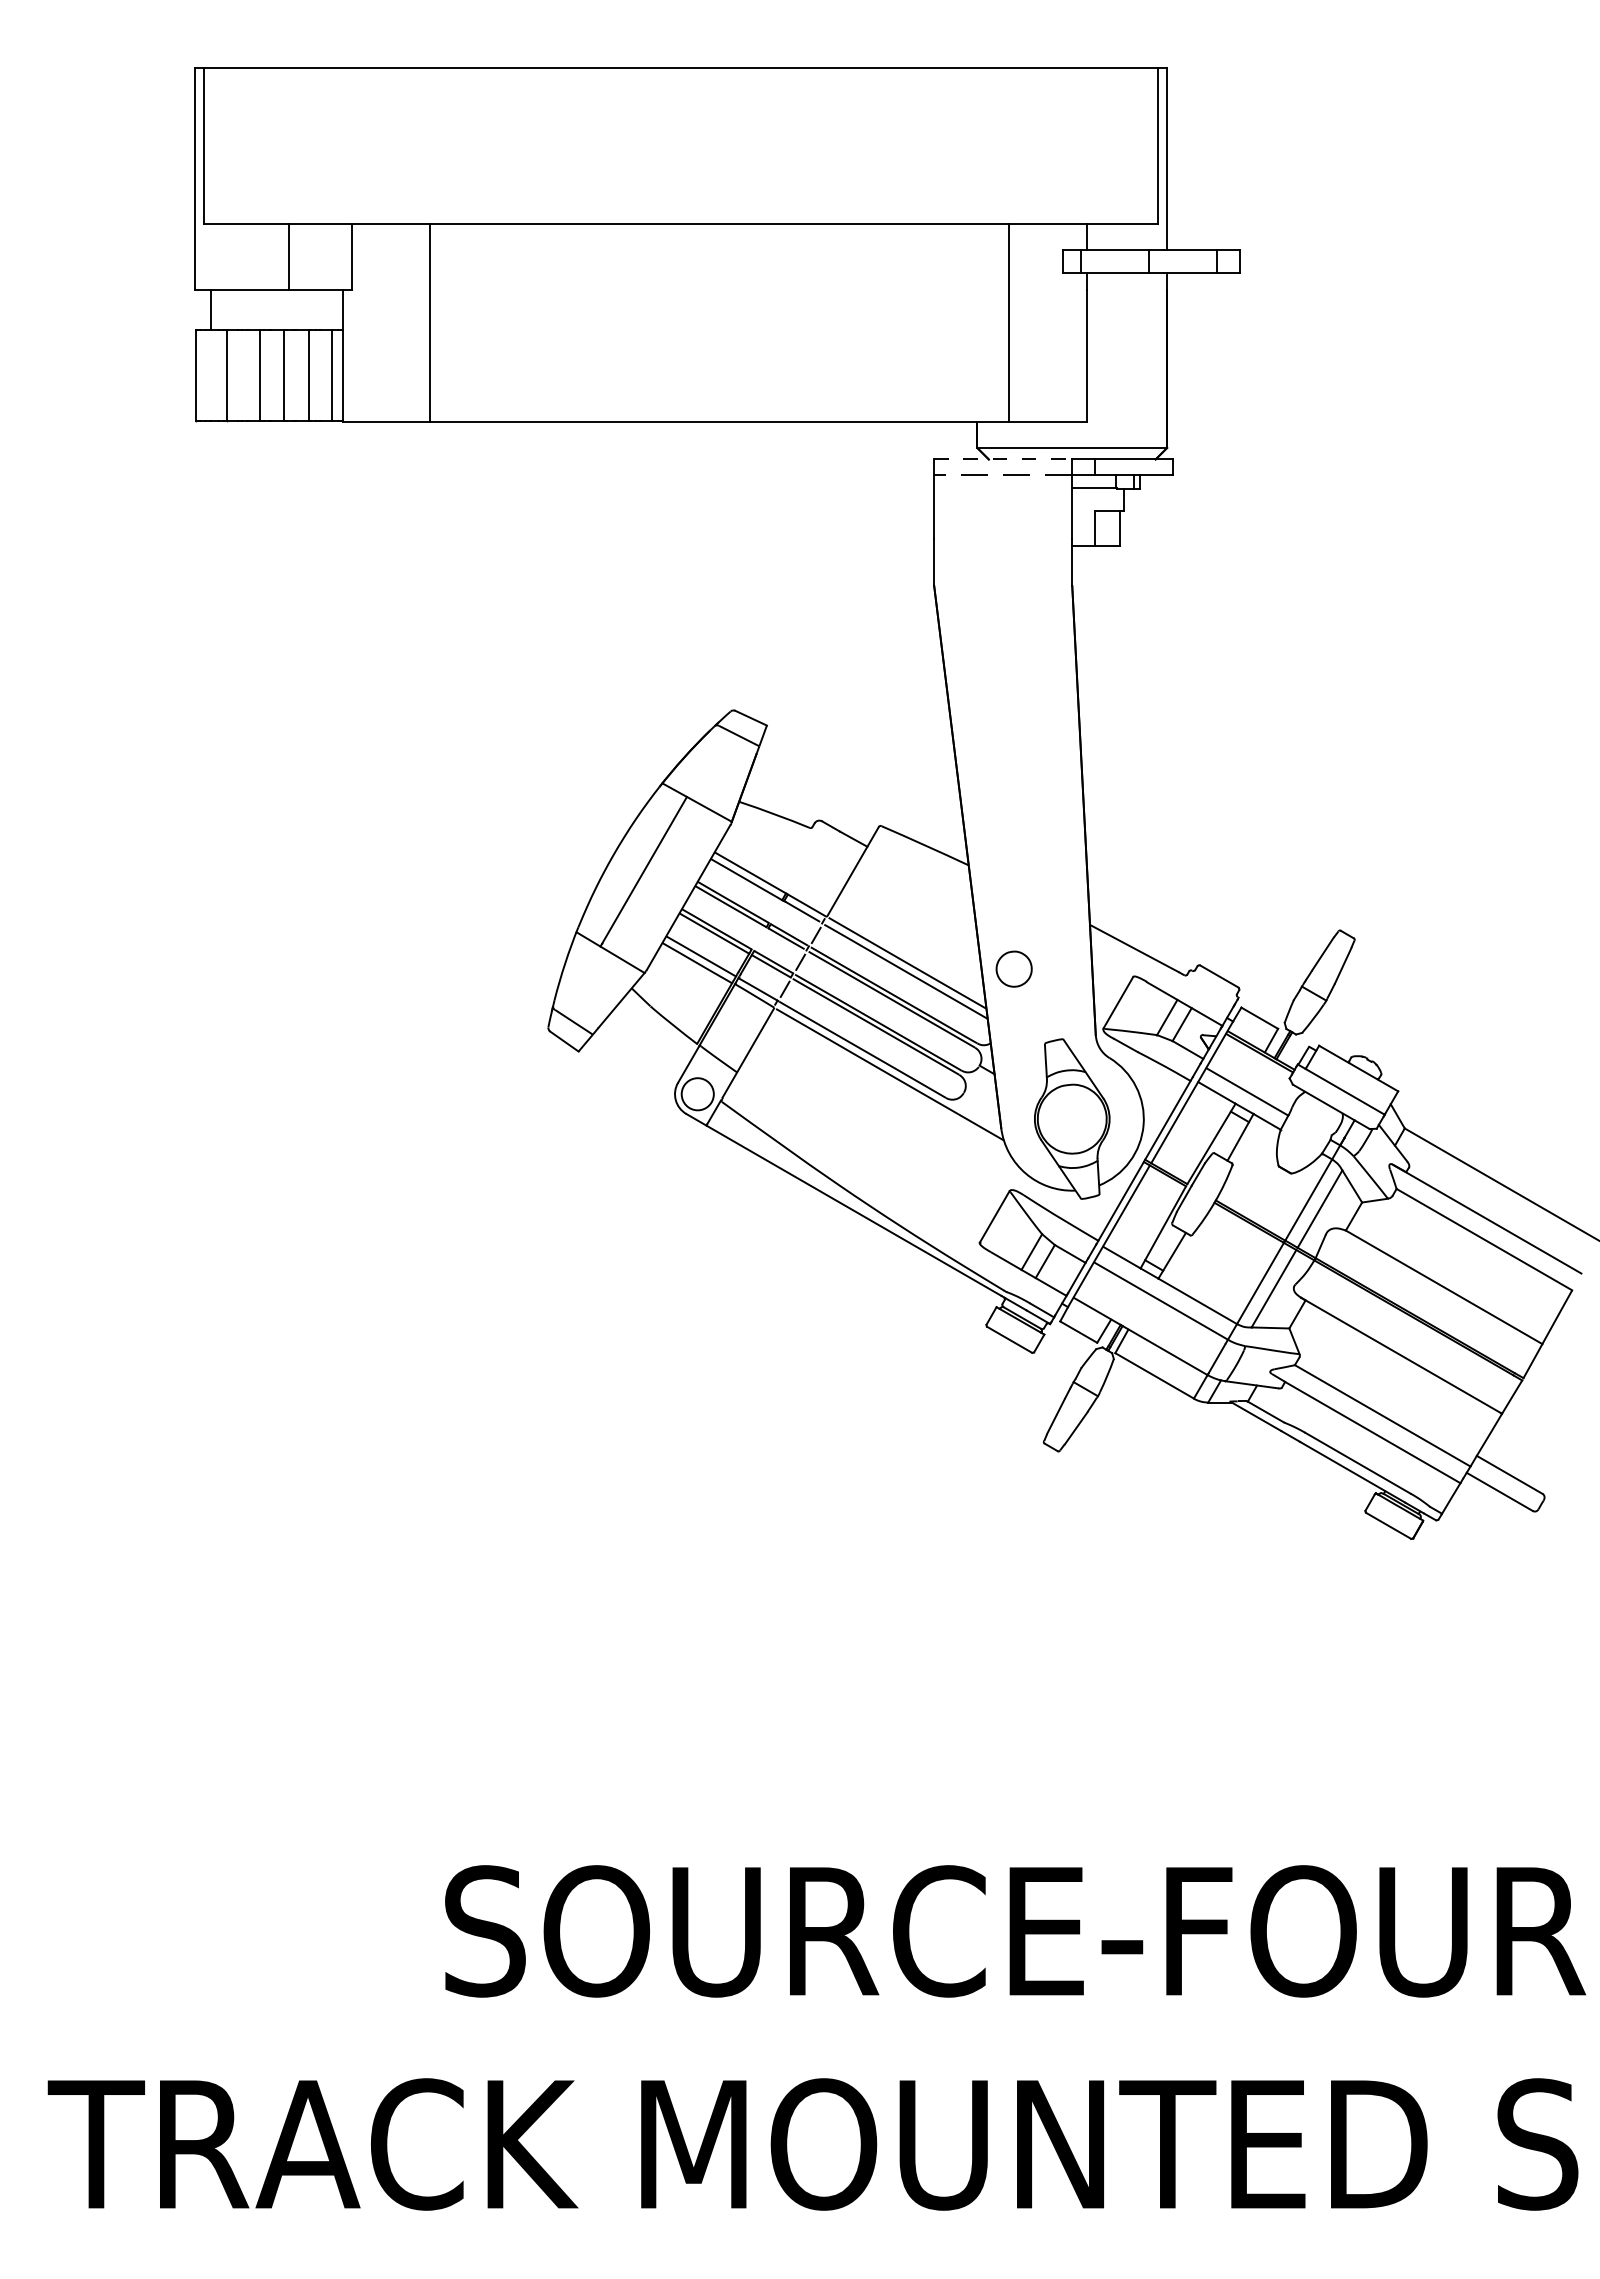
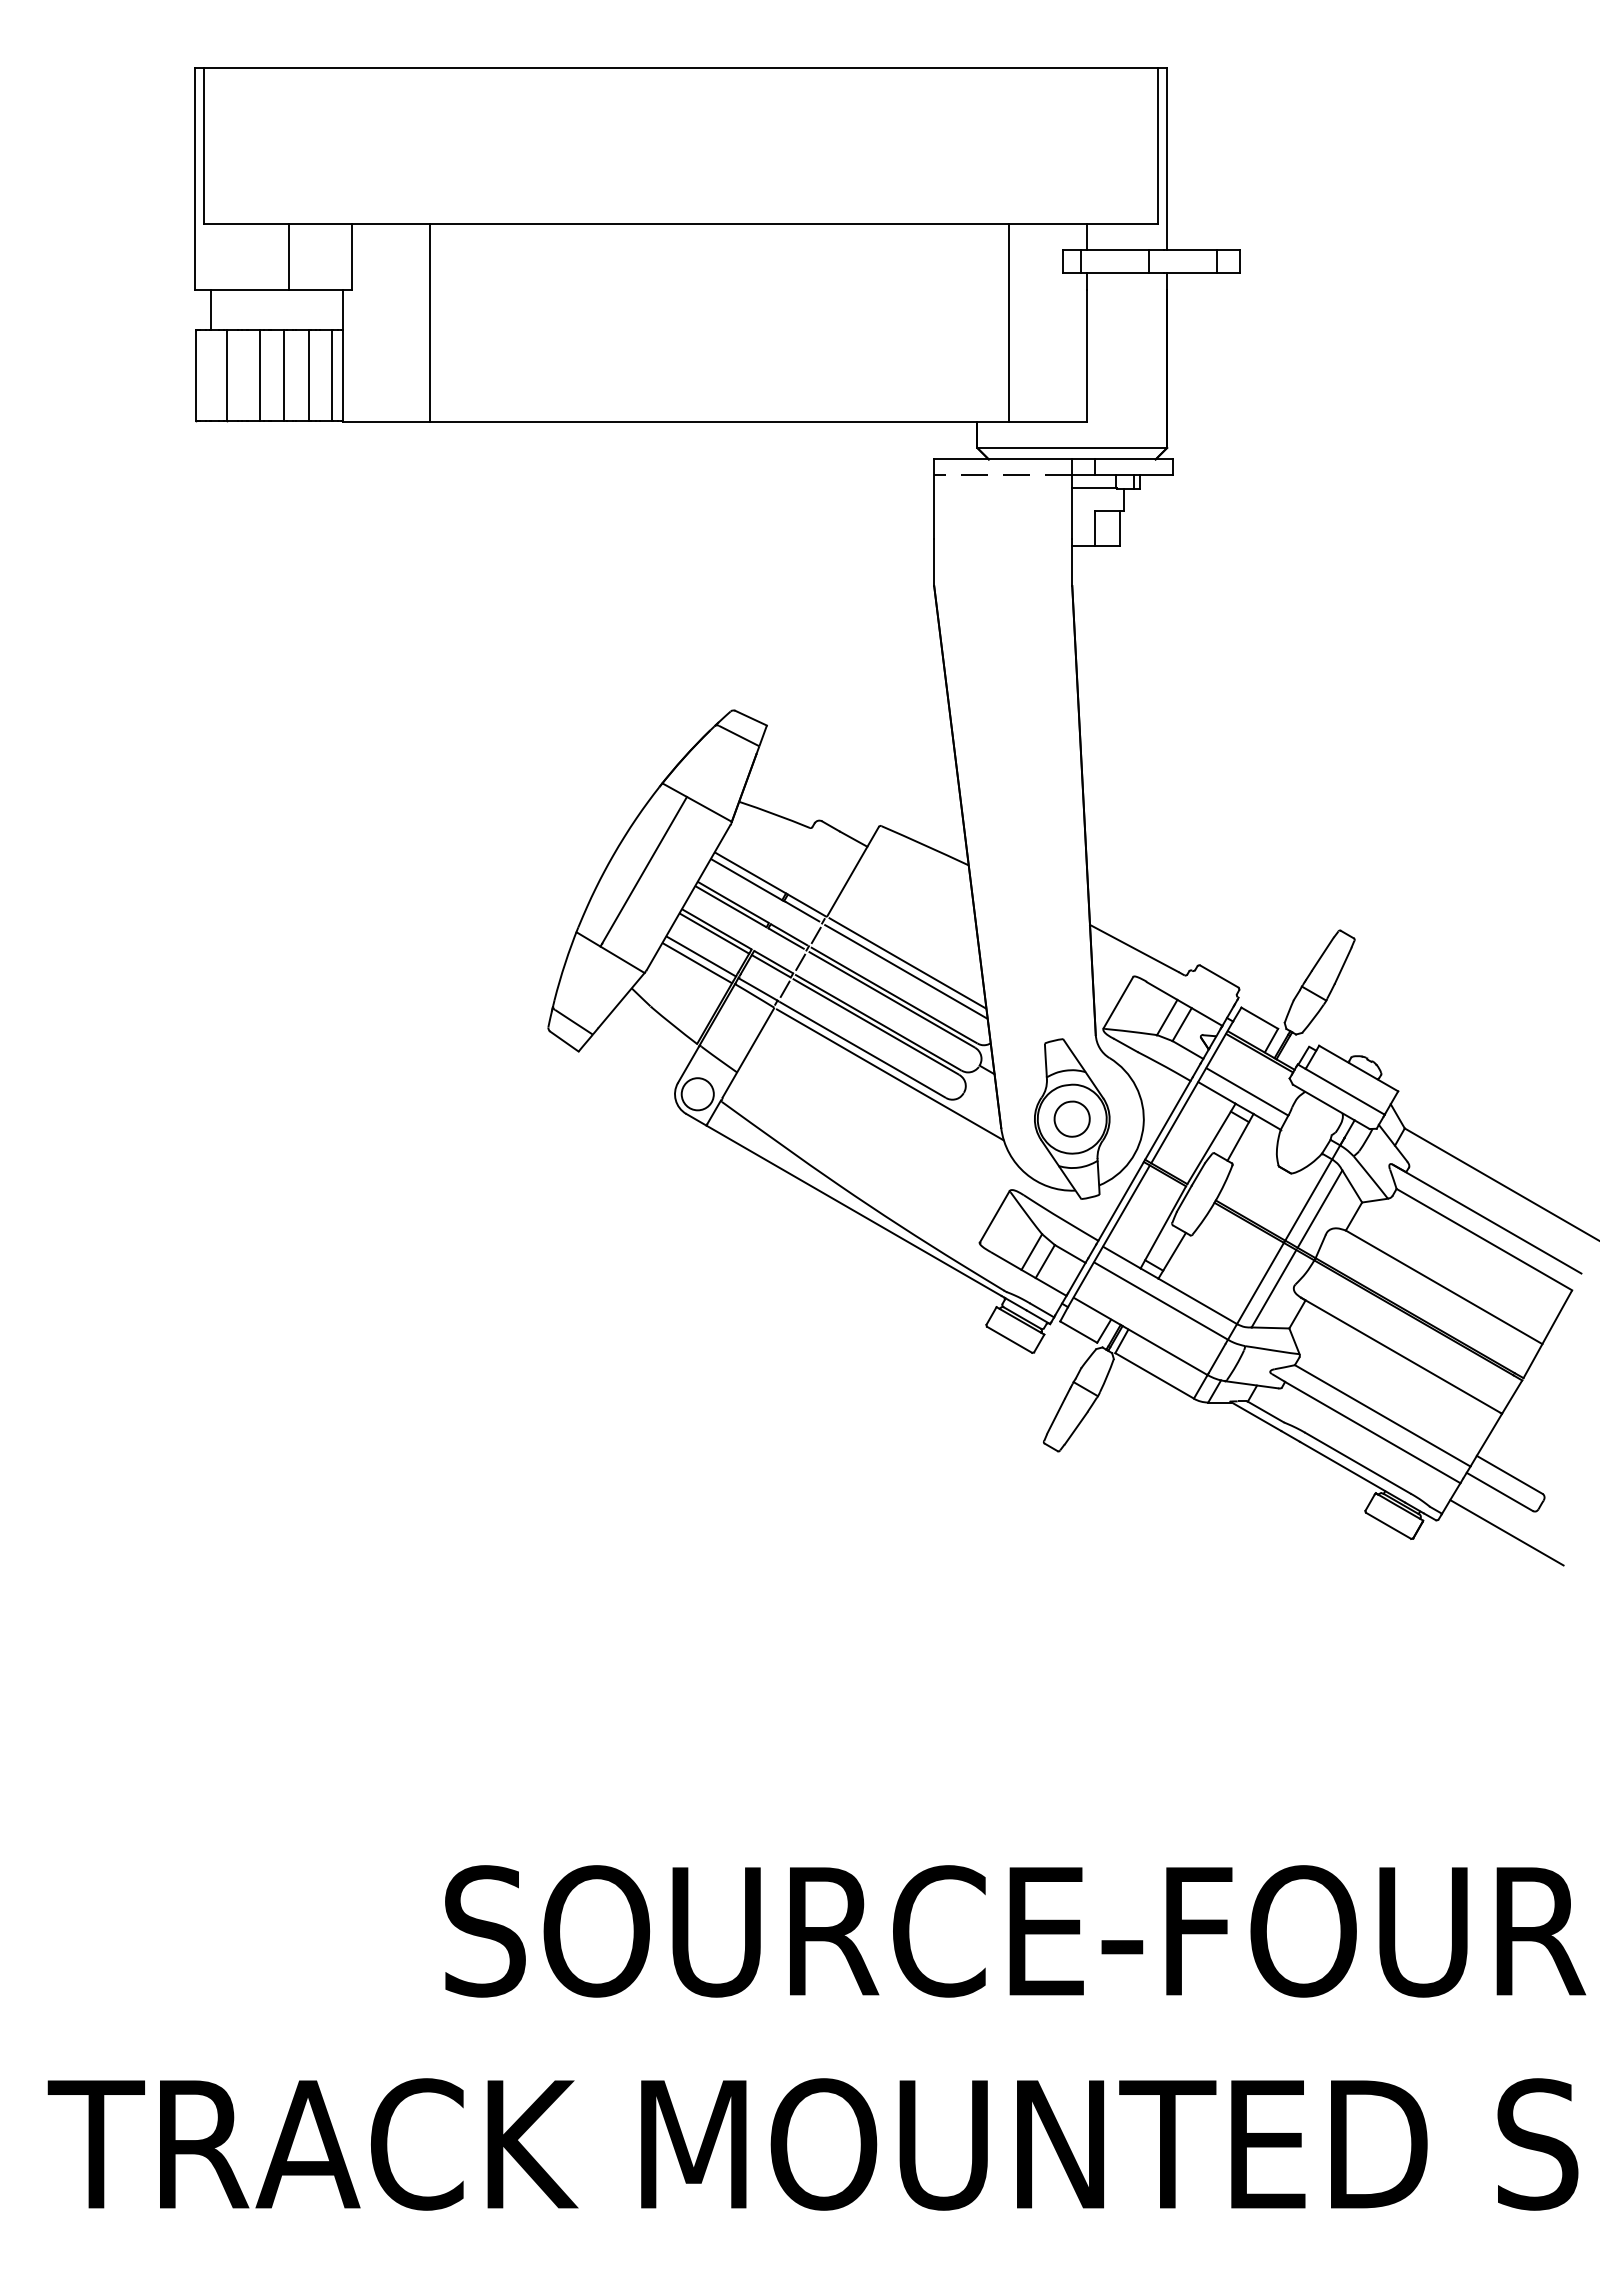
line: dashed -> solid (1003, 459)
part position: (1013, 968) -> (1071, 1118) (1071, 1118)
line: none -> present (1506, 1532)
